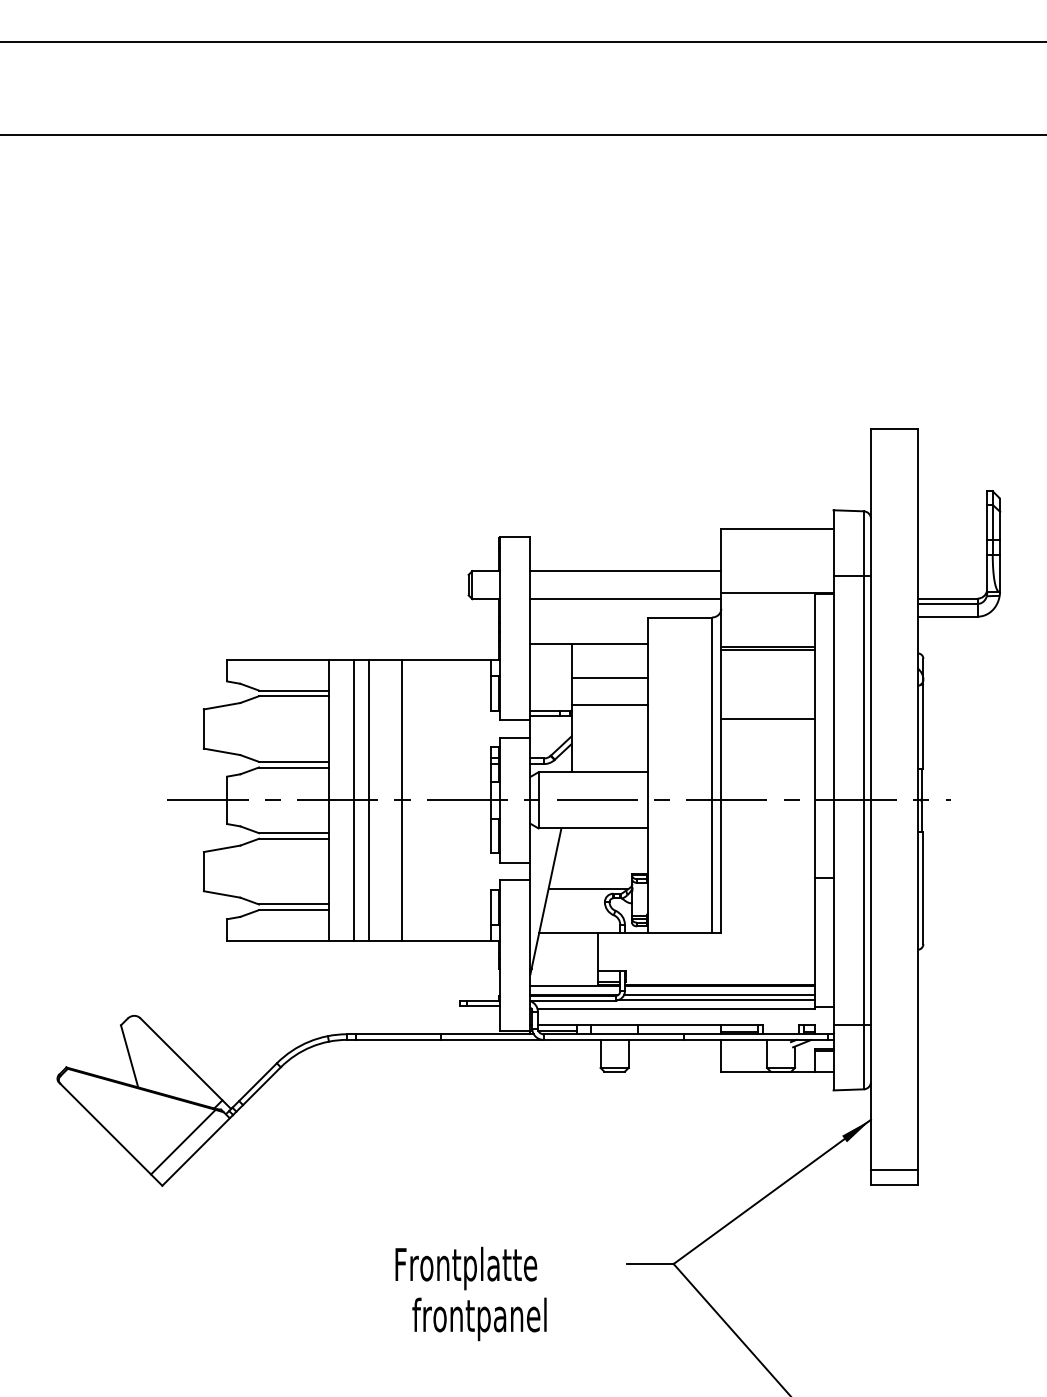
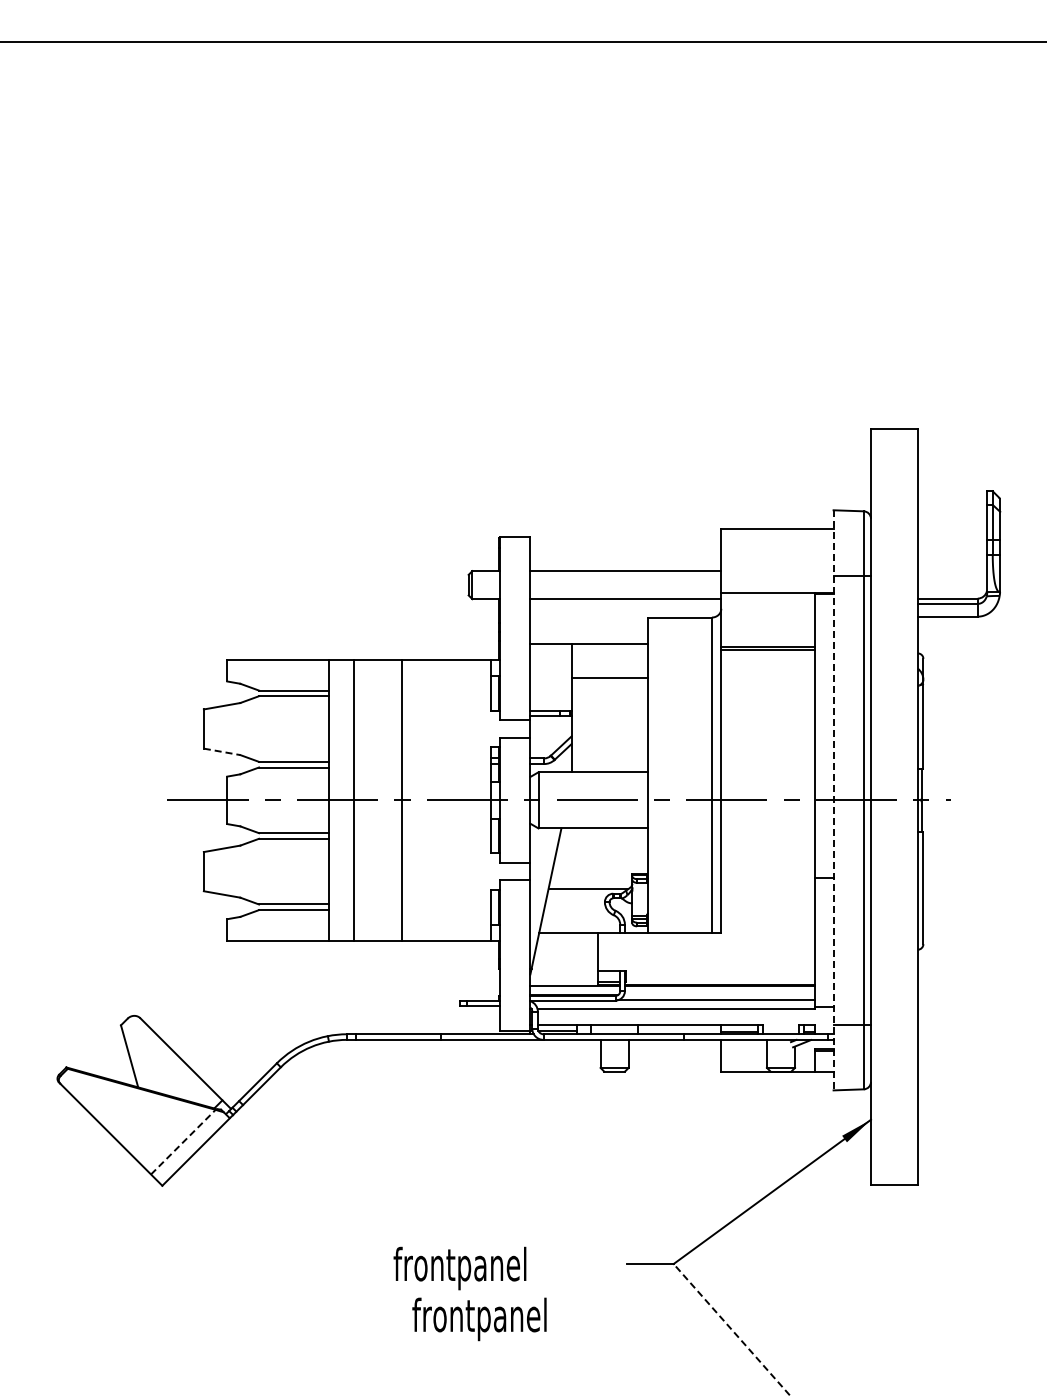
line: present -> none (522, 135)
line: present -> none (609, 704)
line: present -> none (767, 718)
line: solid -> dashed (222, 751)
line: present -> none (369, 800)
line: solid -> dashed (833, 800)
line: present -> none (718, 995)
line: solid -> dashed (183, 1142)
line: present -> none (894, 1169)
text: Frontplatte -> frontpanel (465, 1268)
line: solid -> dashed (732, 1330)
